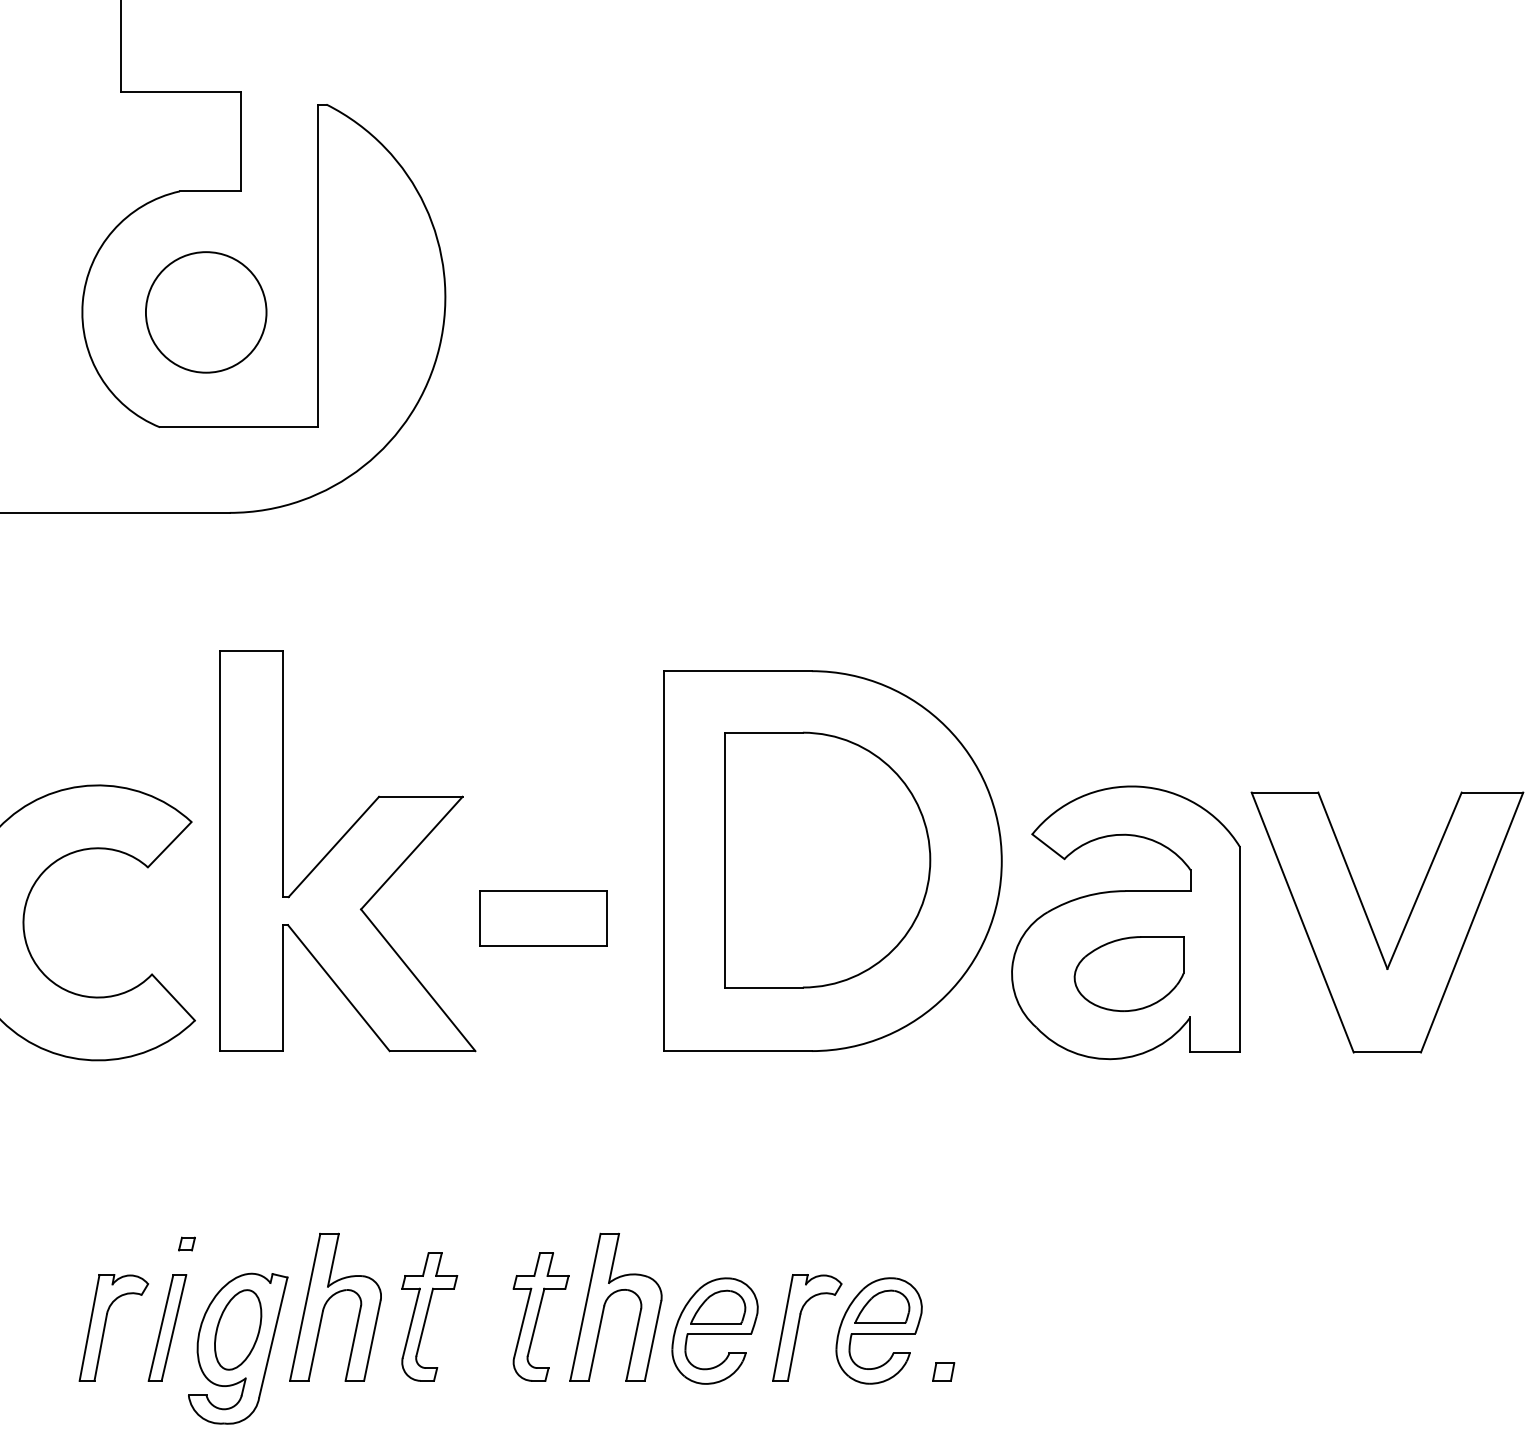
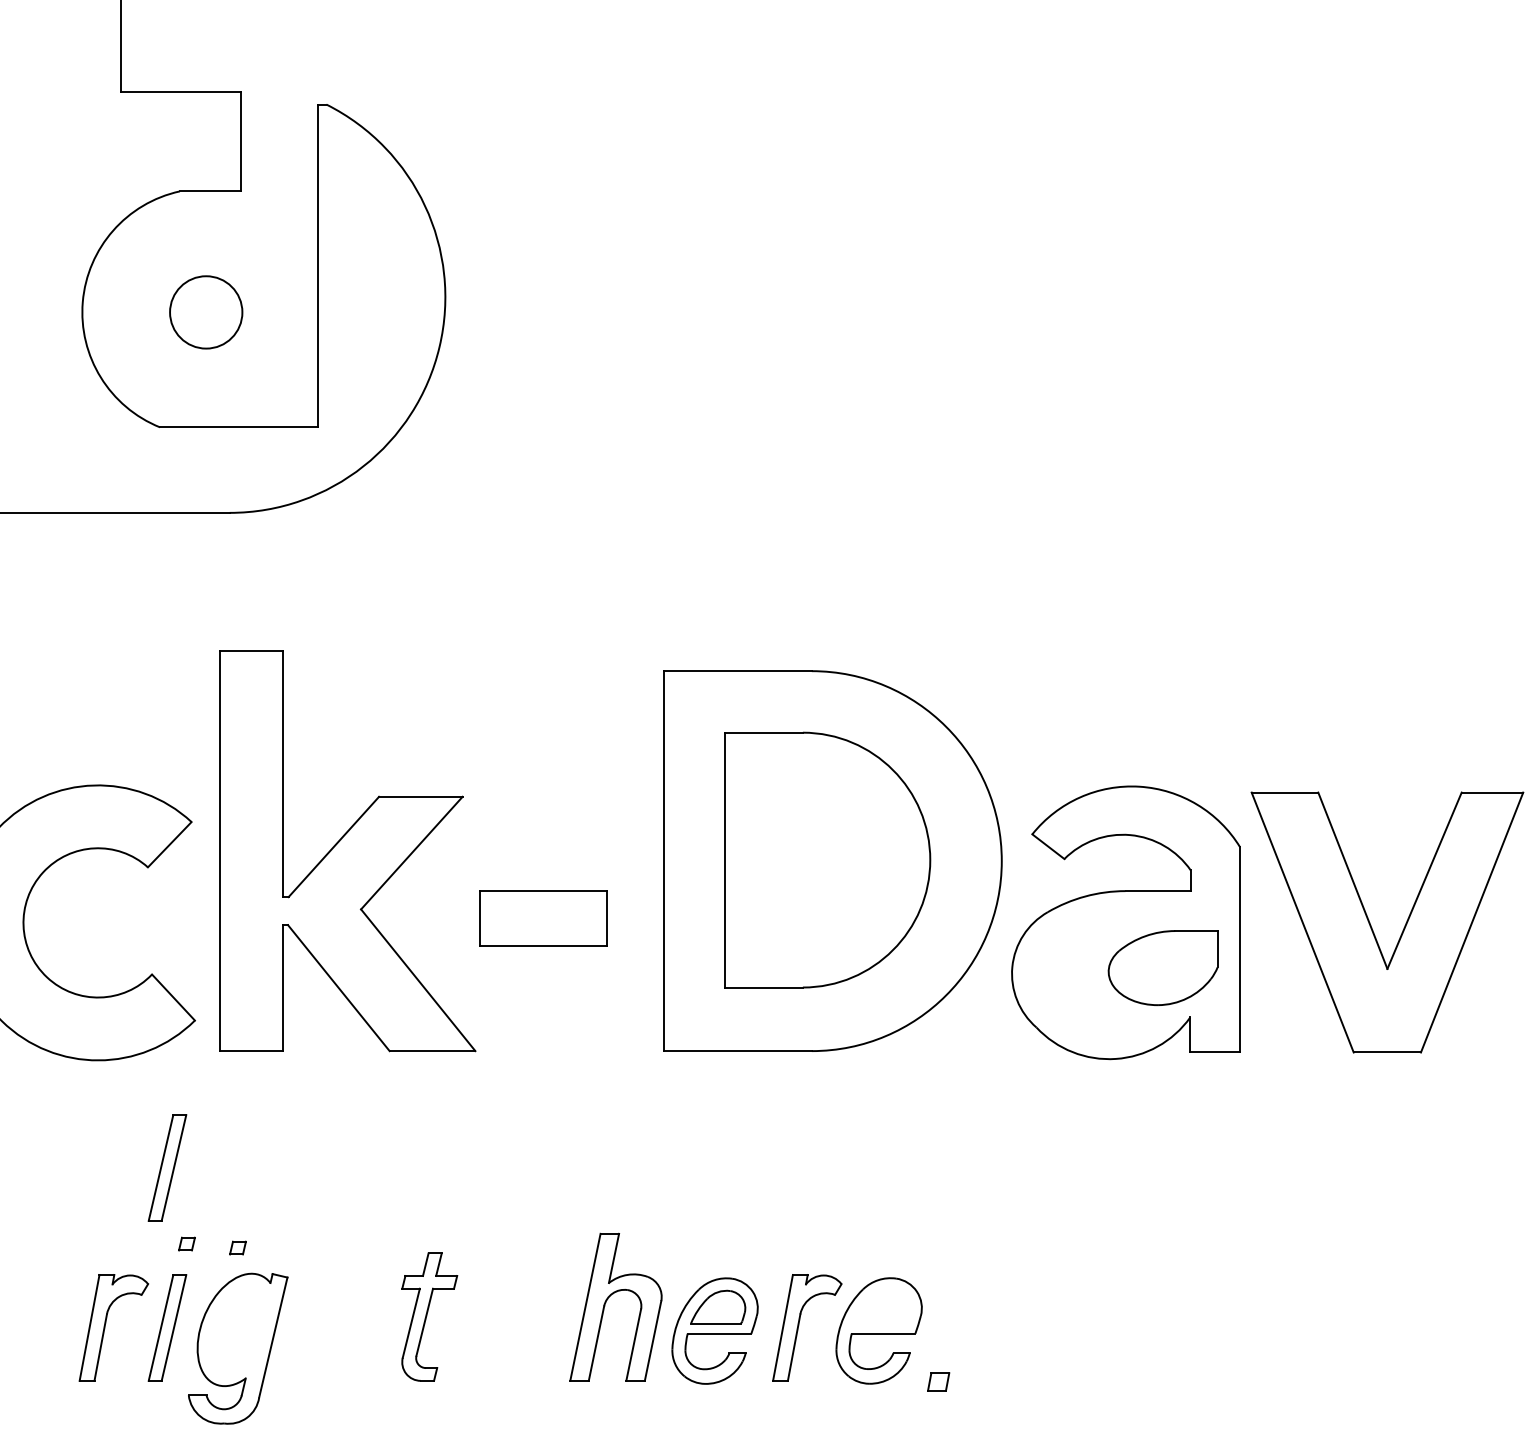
circle diameter: 121 px -> 72 px (206, 312)
part position: (1128, 974) -> (1162, 968) (1162, 968)
part: none -> present (167, 1167)
part: none -> present (237, 1247)
part: present -> none (329, 1300)
part: present -> none (882, 1306)
part: present -> none (540, 1316)
part: present -> none (238, 1329)
part position: (943, 1371) -> (938, 1381) (938, 1381)
